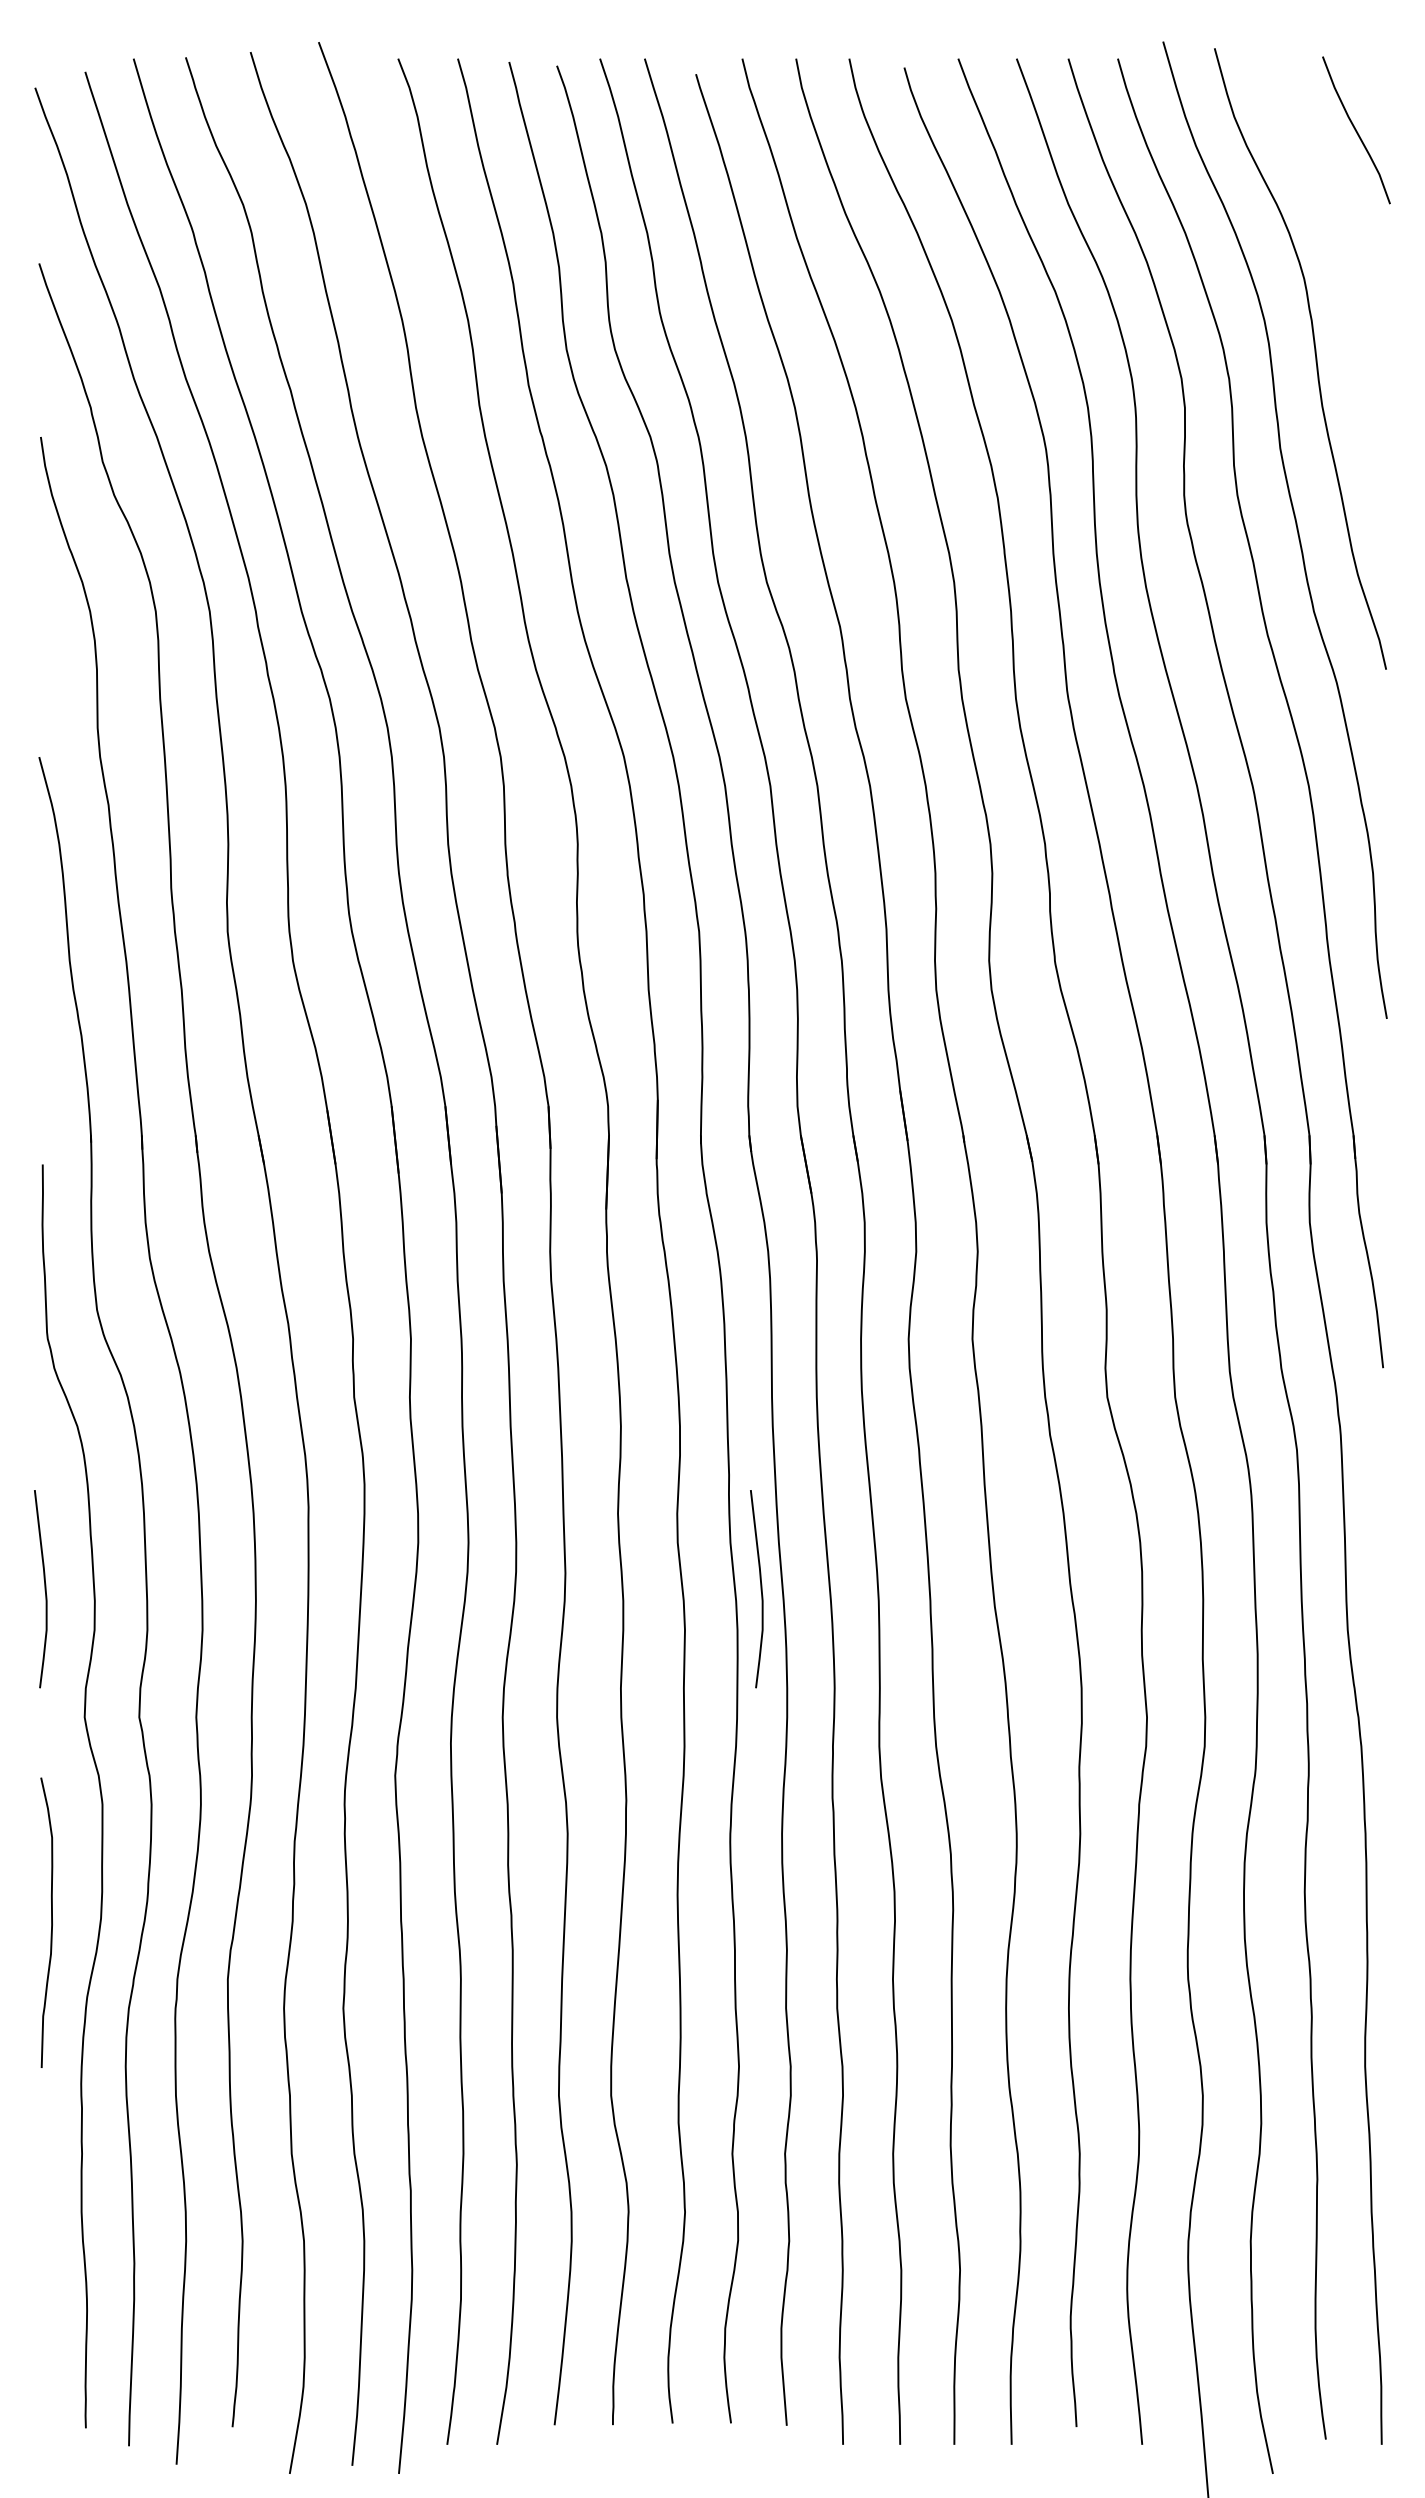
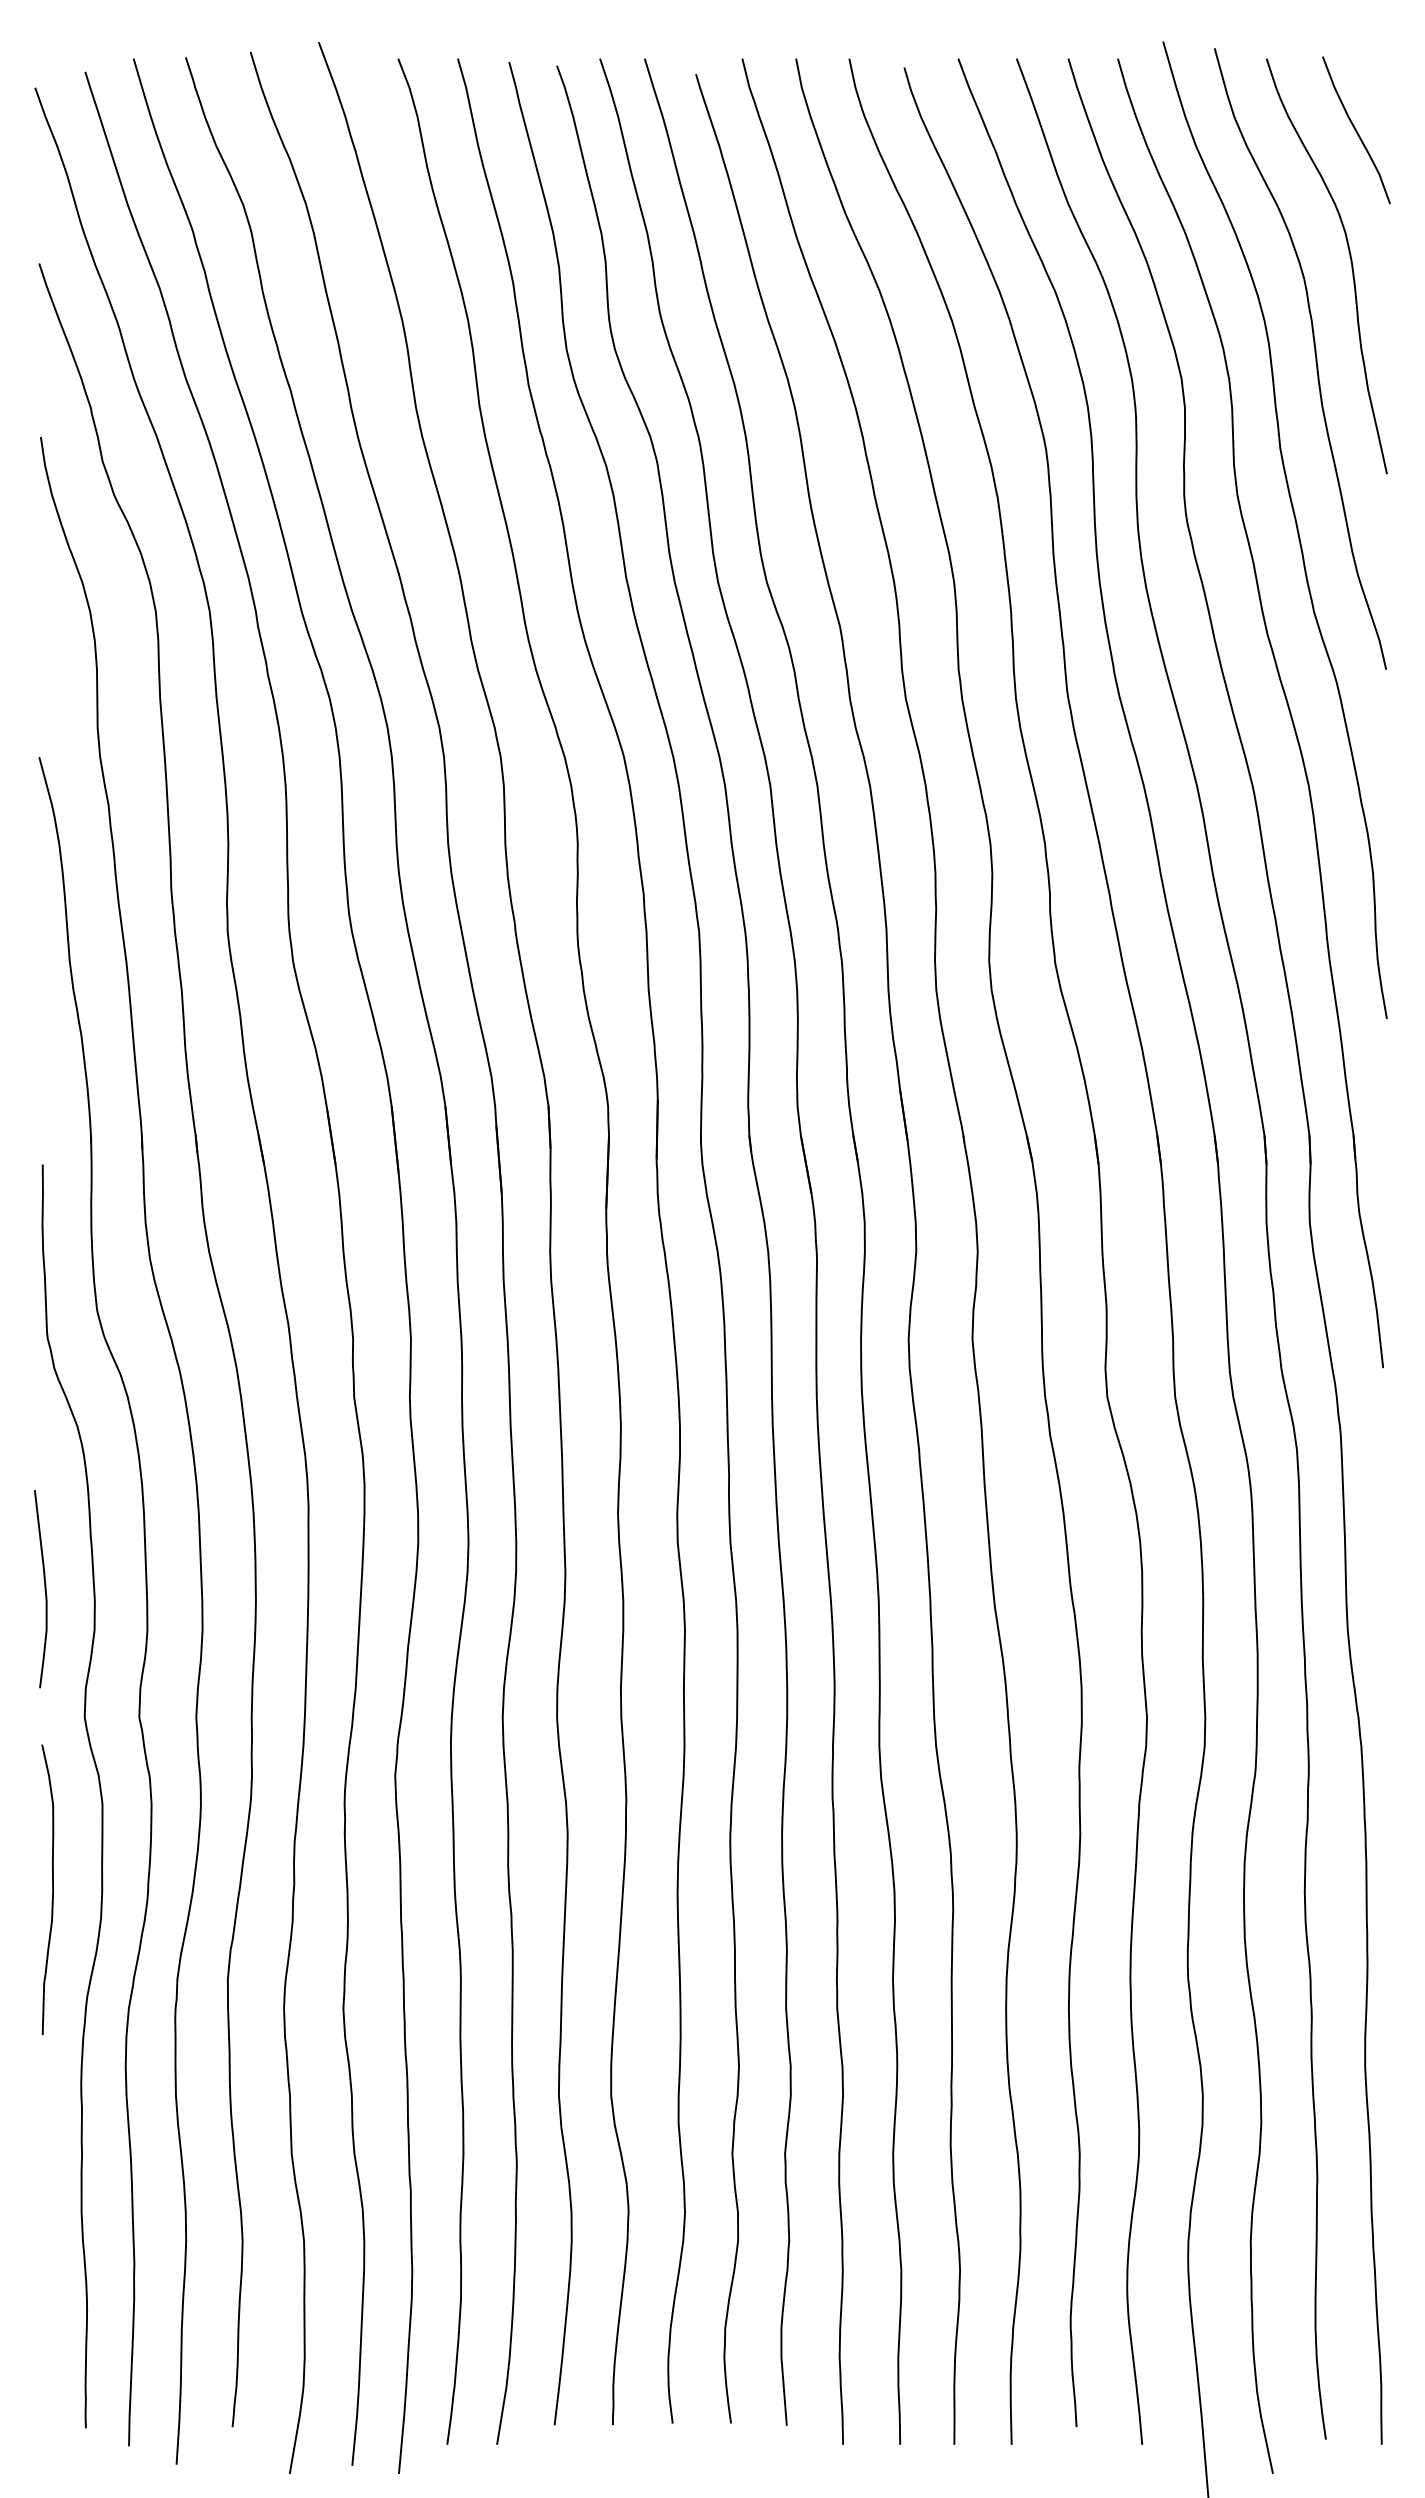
curve: none -> present (1350, 262)
curve: present -> none (760, 1589)
curve position: (51, 1922) -> (52, 1889) (52, 1889)
